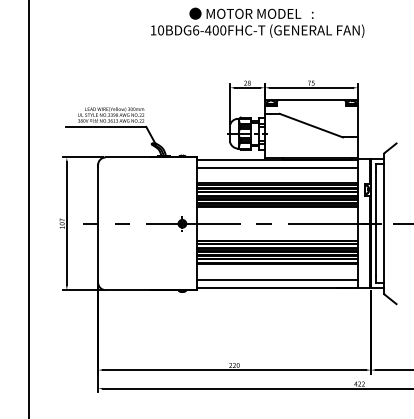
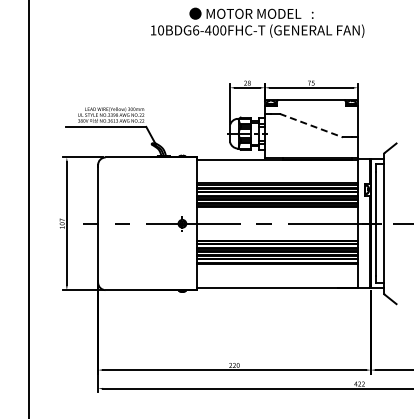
line: solid -> dashed (311, 125)
line: present -> none (277, 167)
line: present -> none (277, 279)
